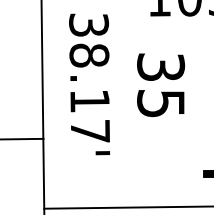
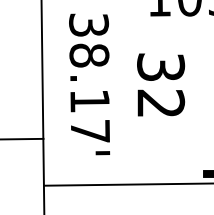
text: 35 -> 32 (161, 103)
line position: (127, 207) -> (127, 184) (127, 184)
